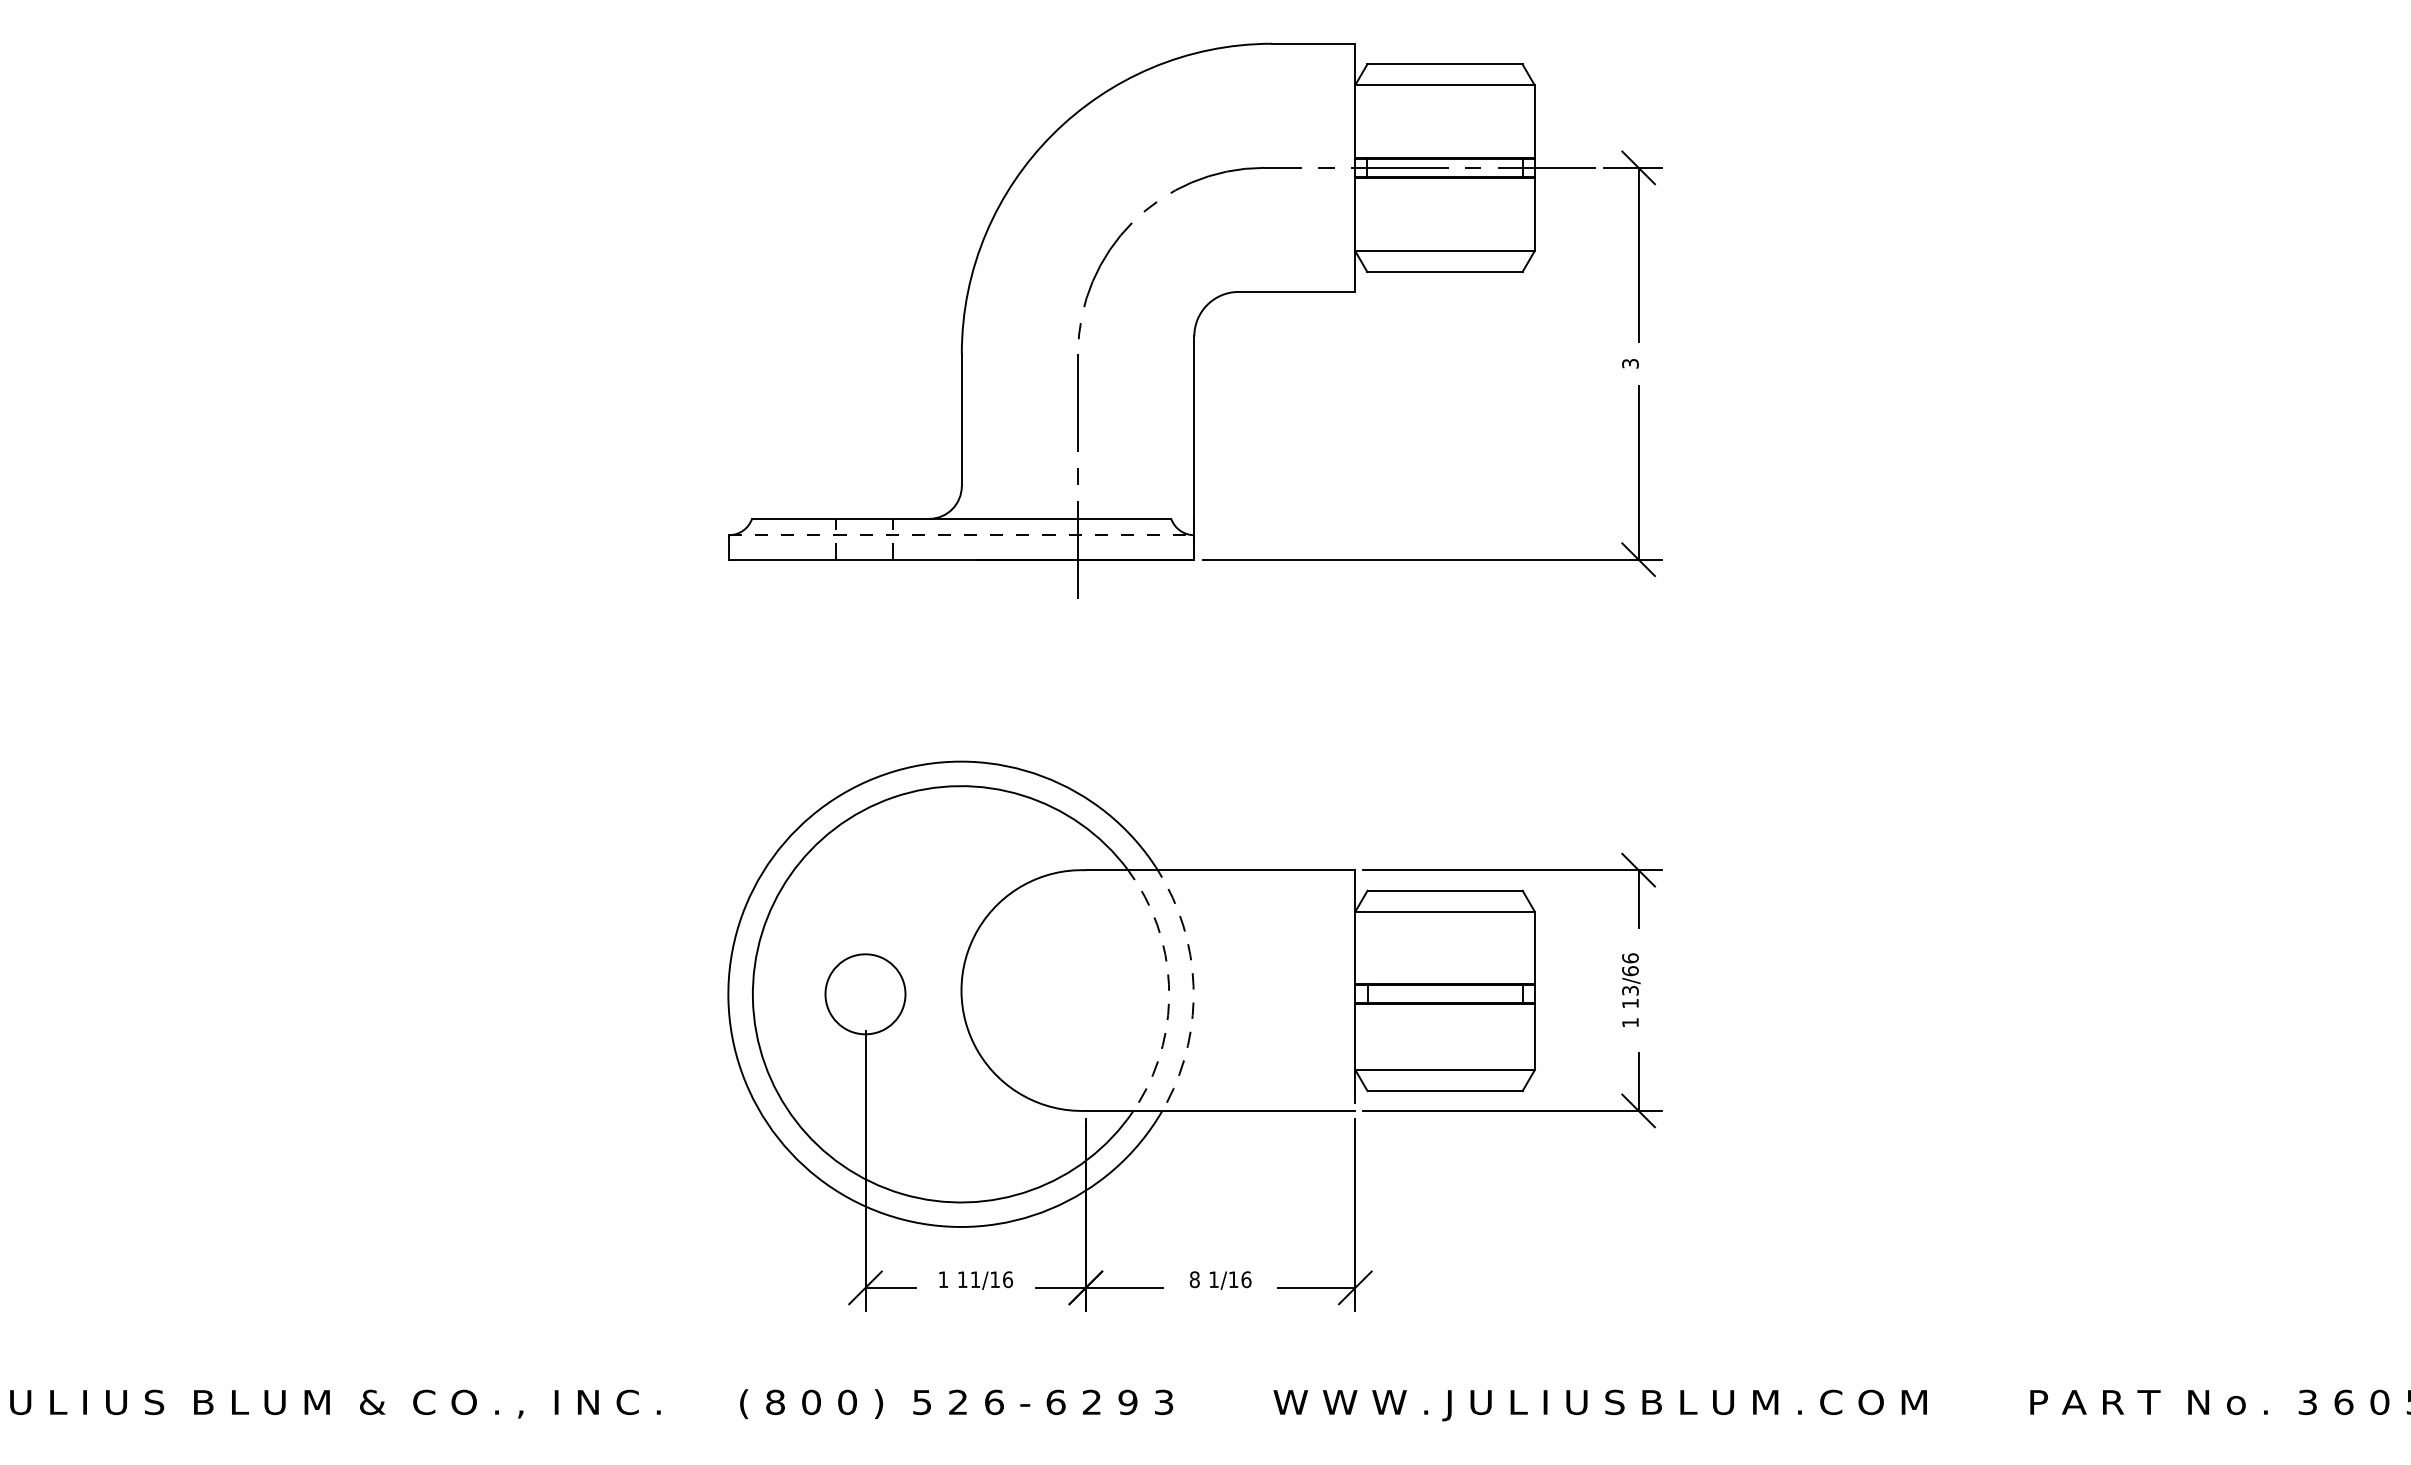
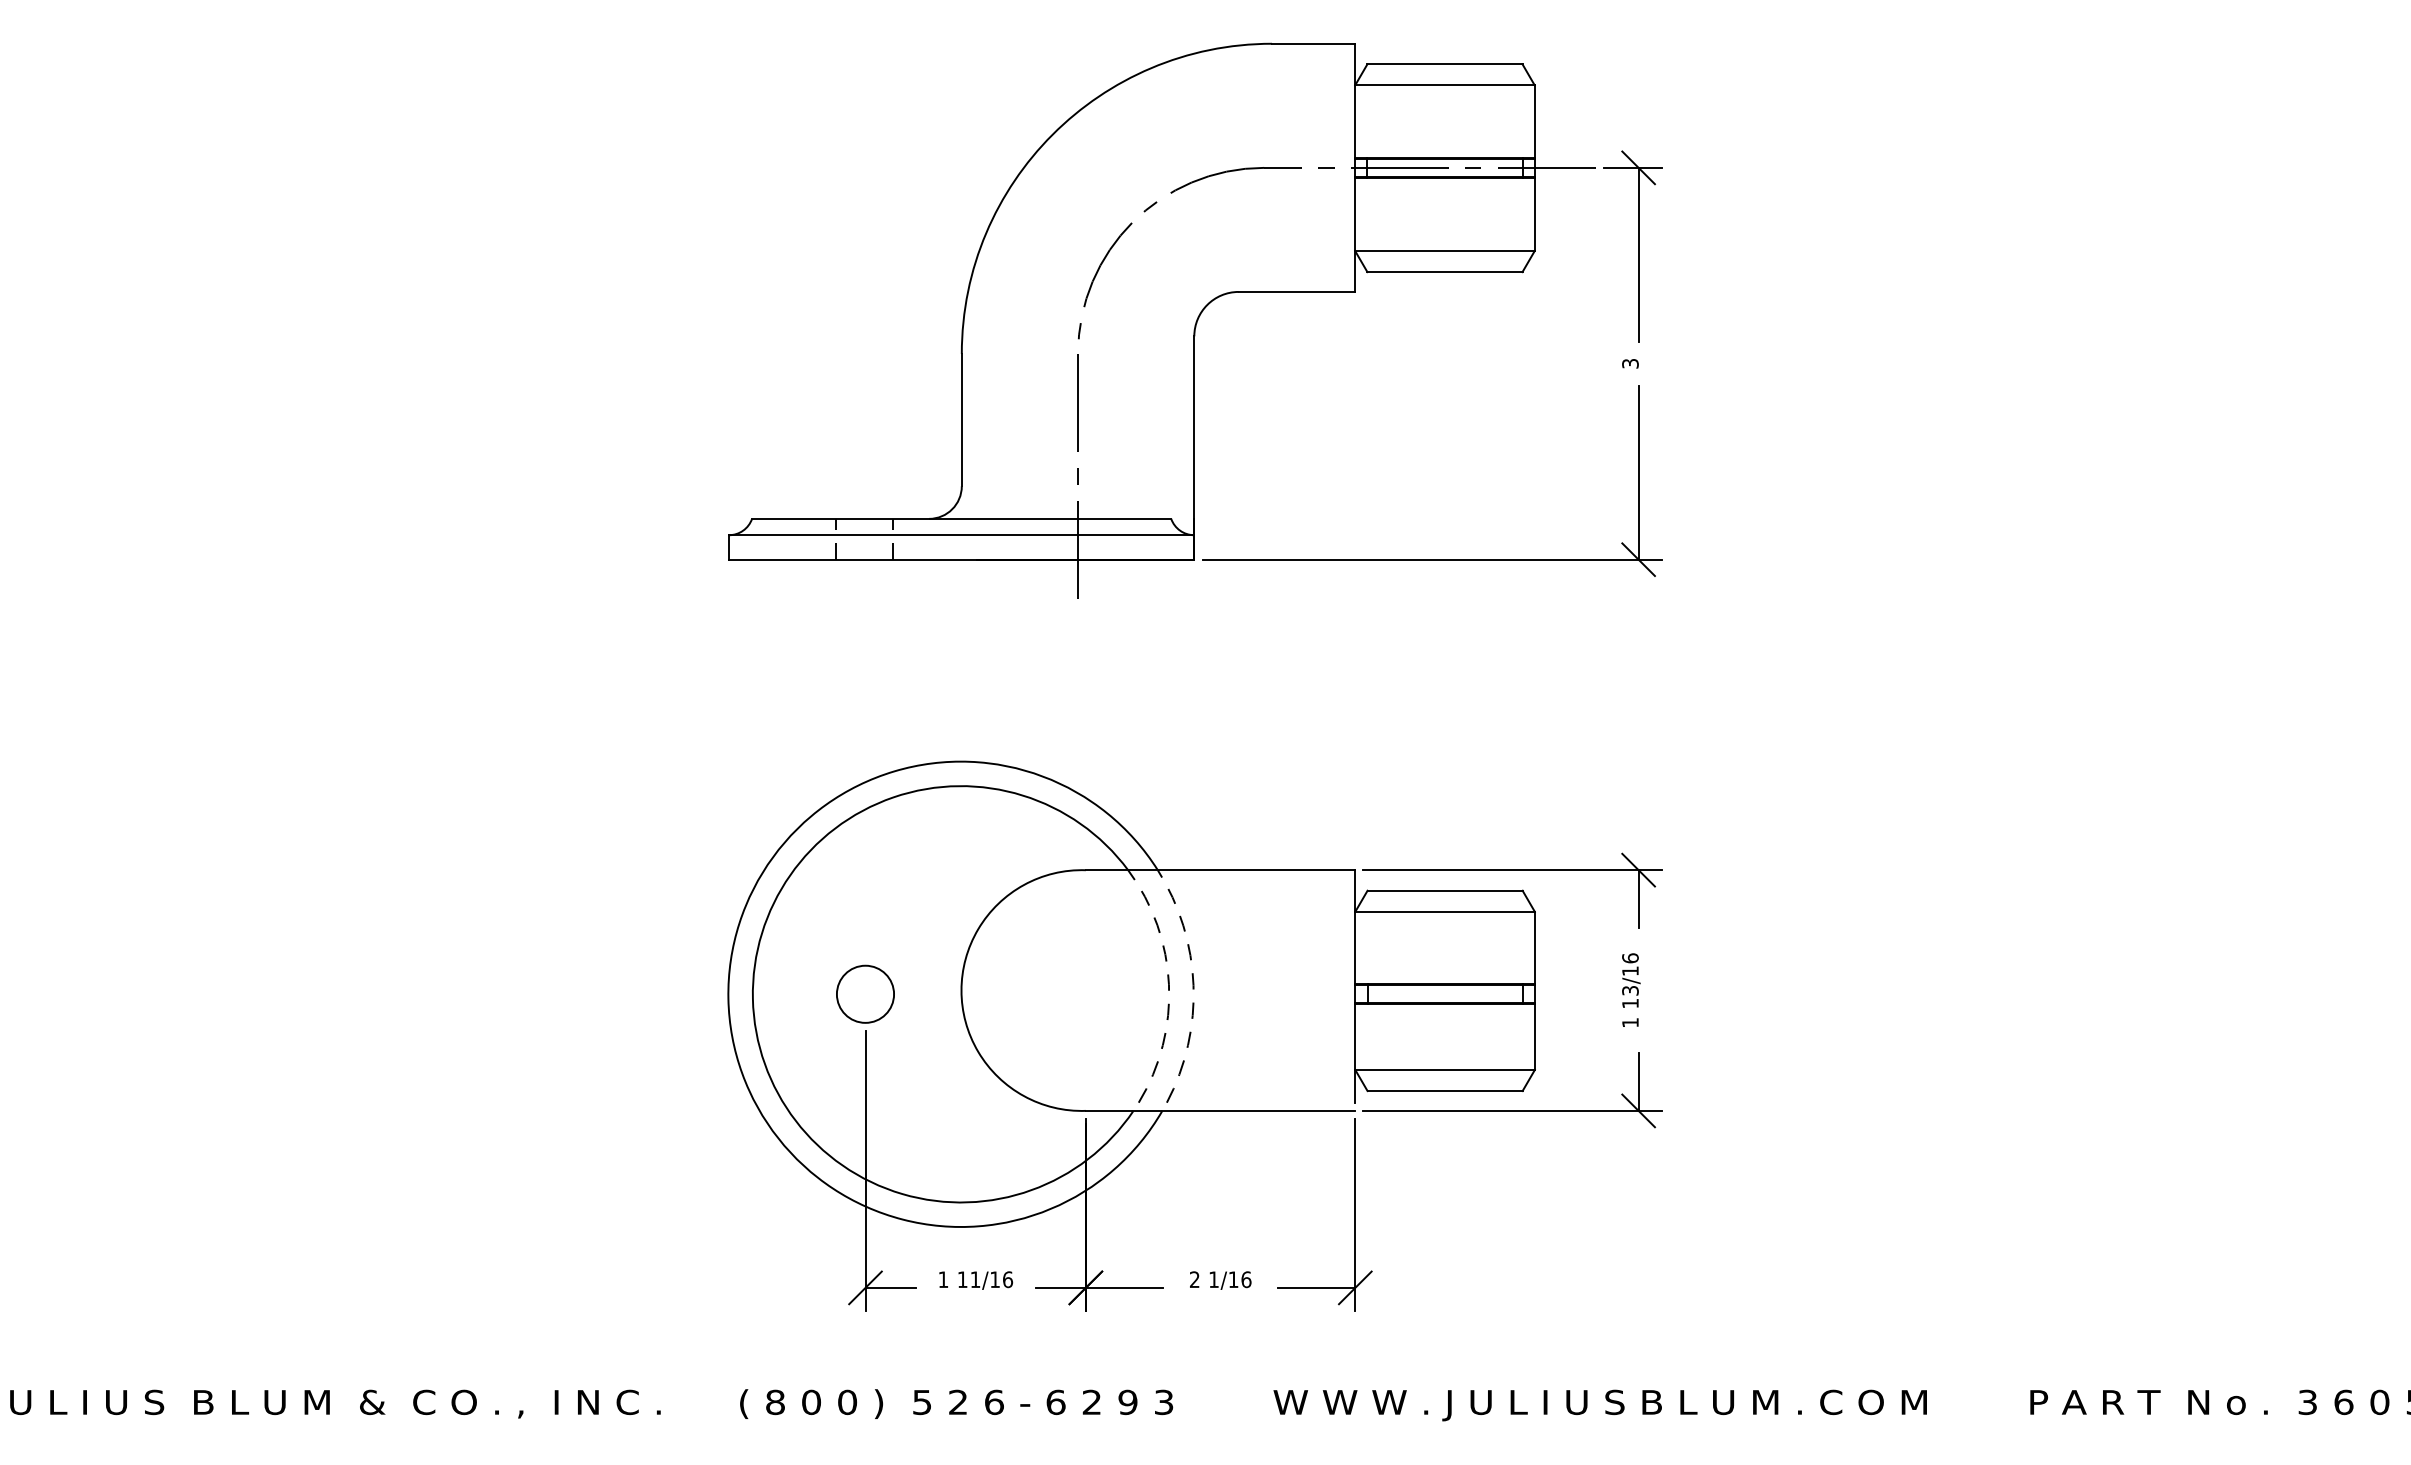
line: dashed -> solid (961, 535)
text: 13/66 -> 13/16 (1630, 971)
circle diameter: 80 px -> 57 px (865, 993)
text: 8 -> 2 (1194, 1279)
